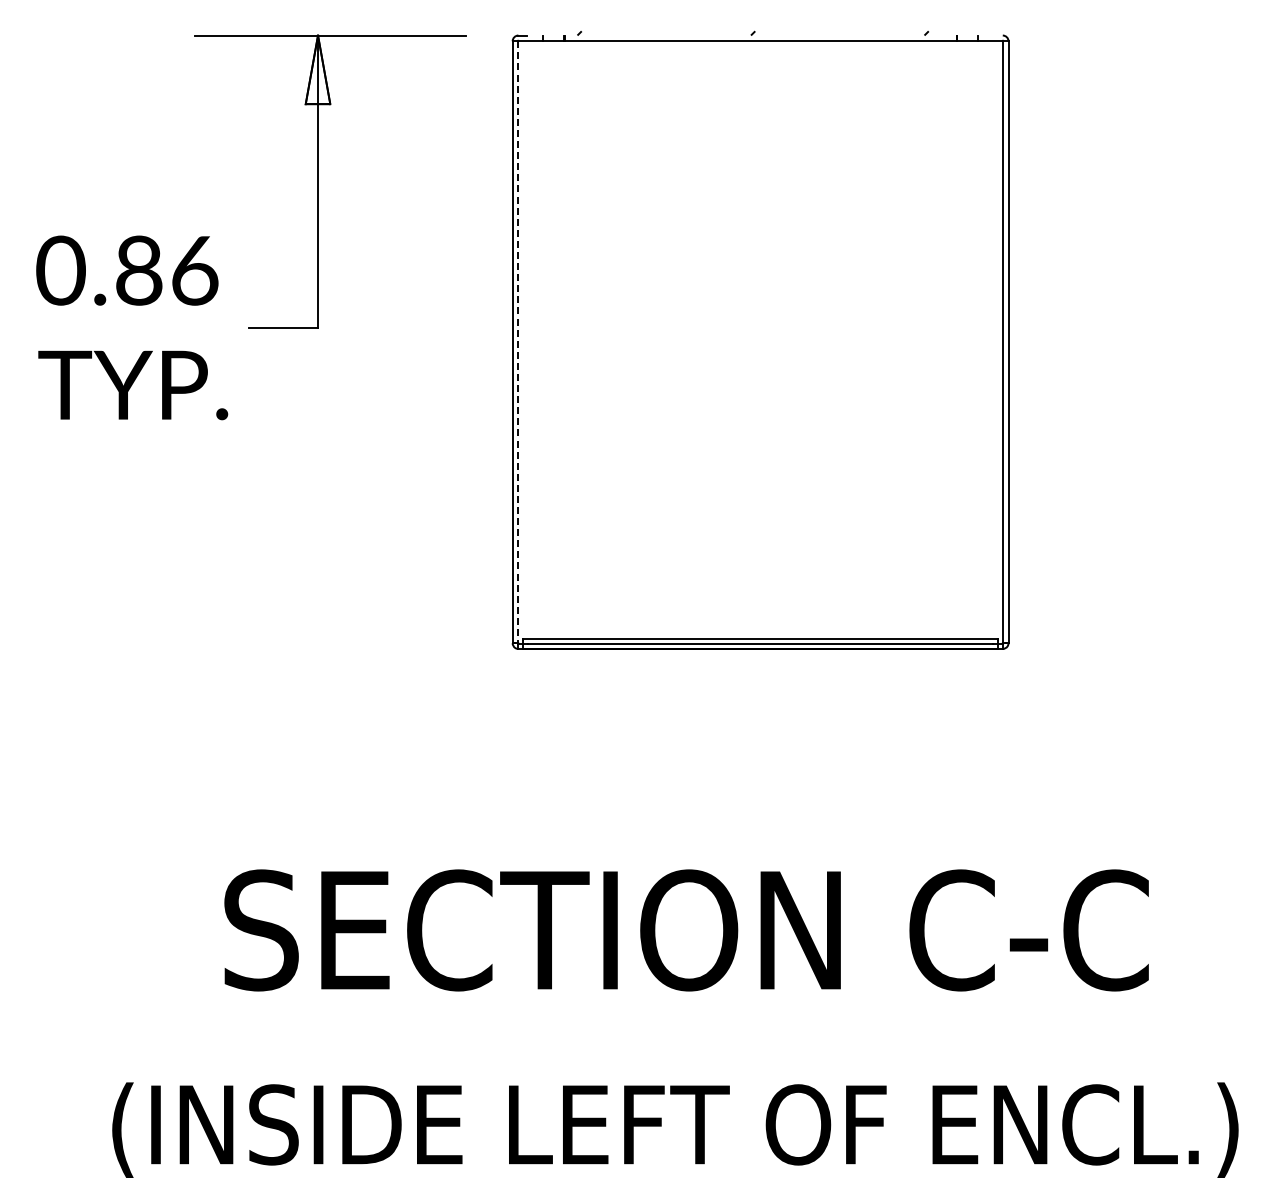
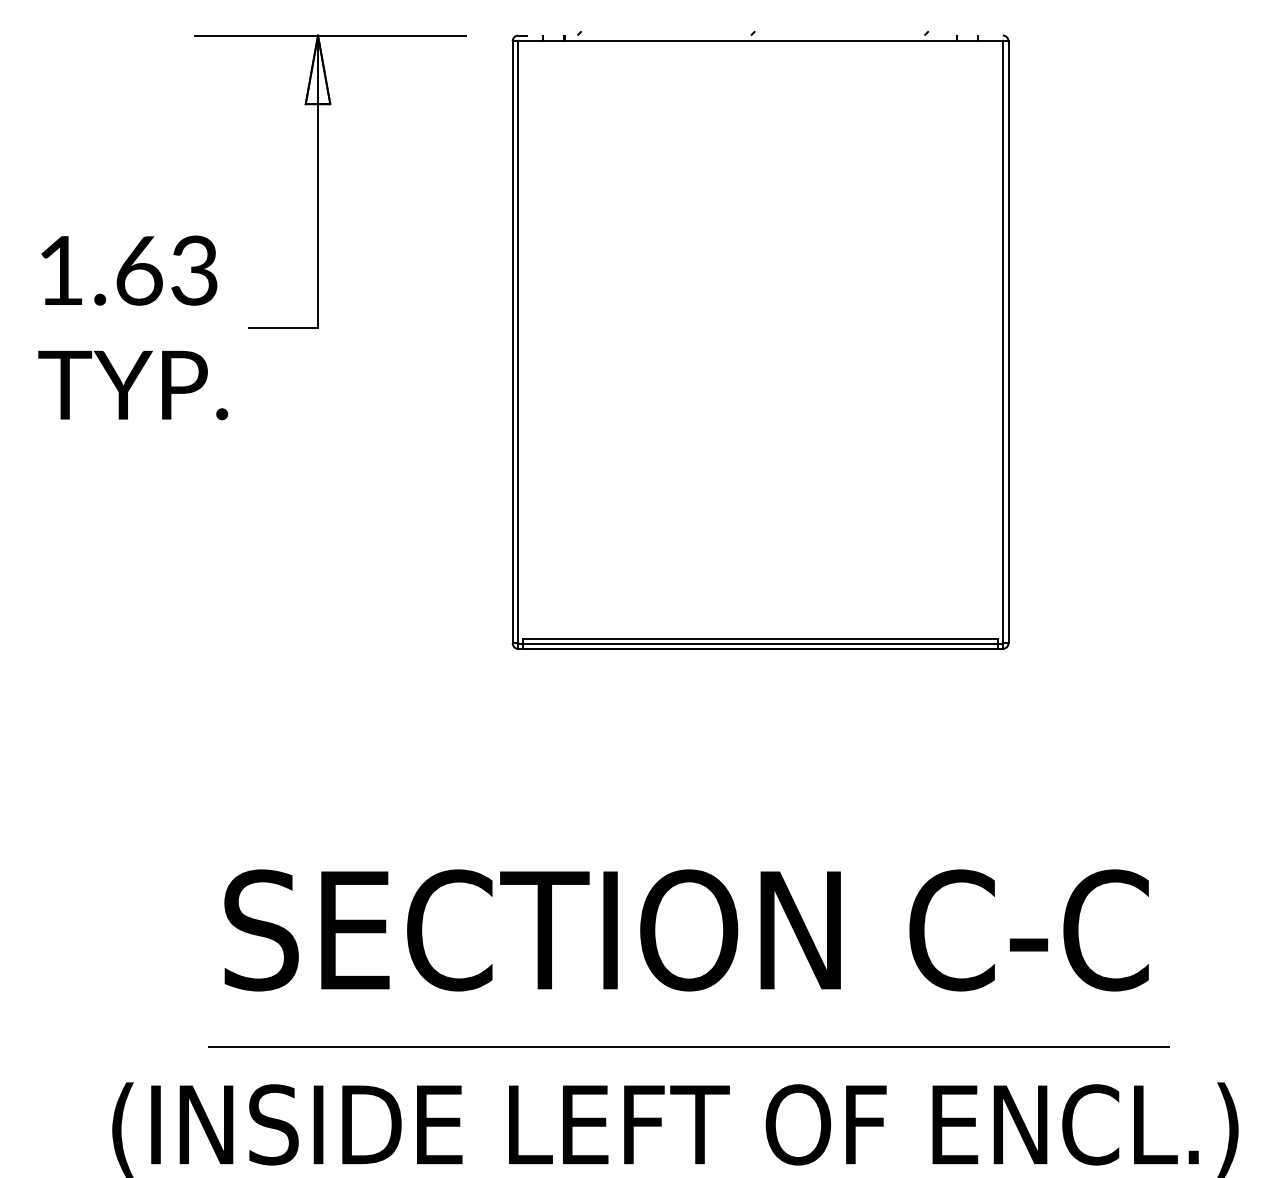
text: 0.86 -> 1.63 (127, 270)
line: dashed -> solid (517, 342)
line: none -> present (688, 1046)
